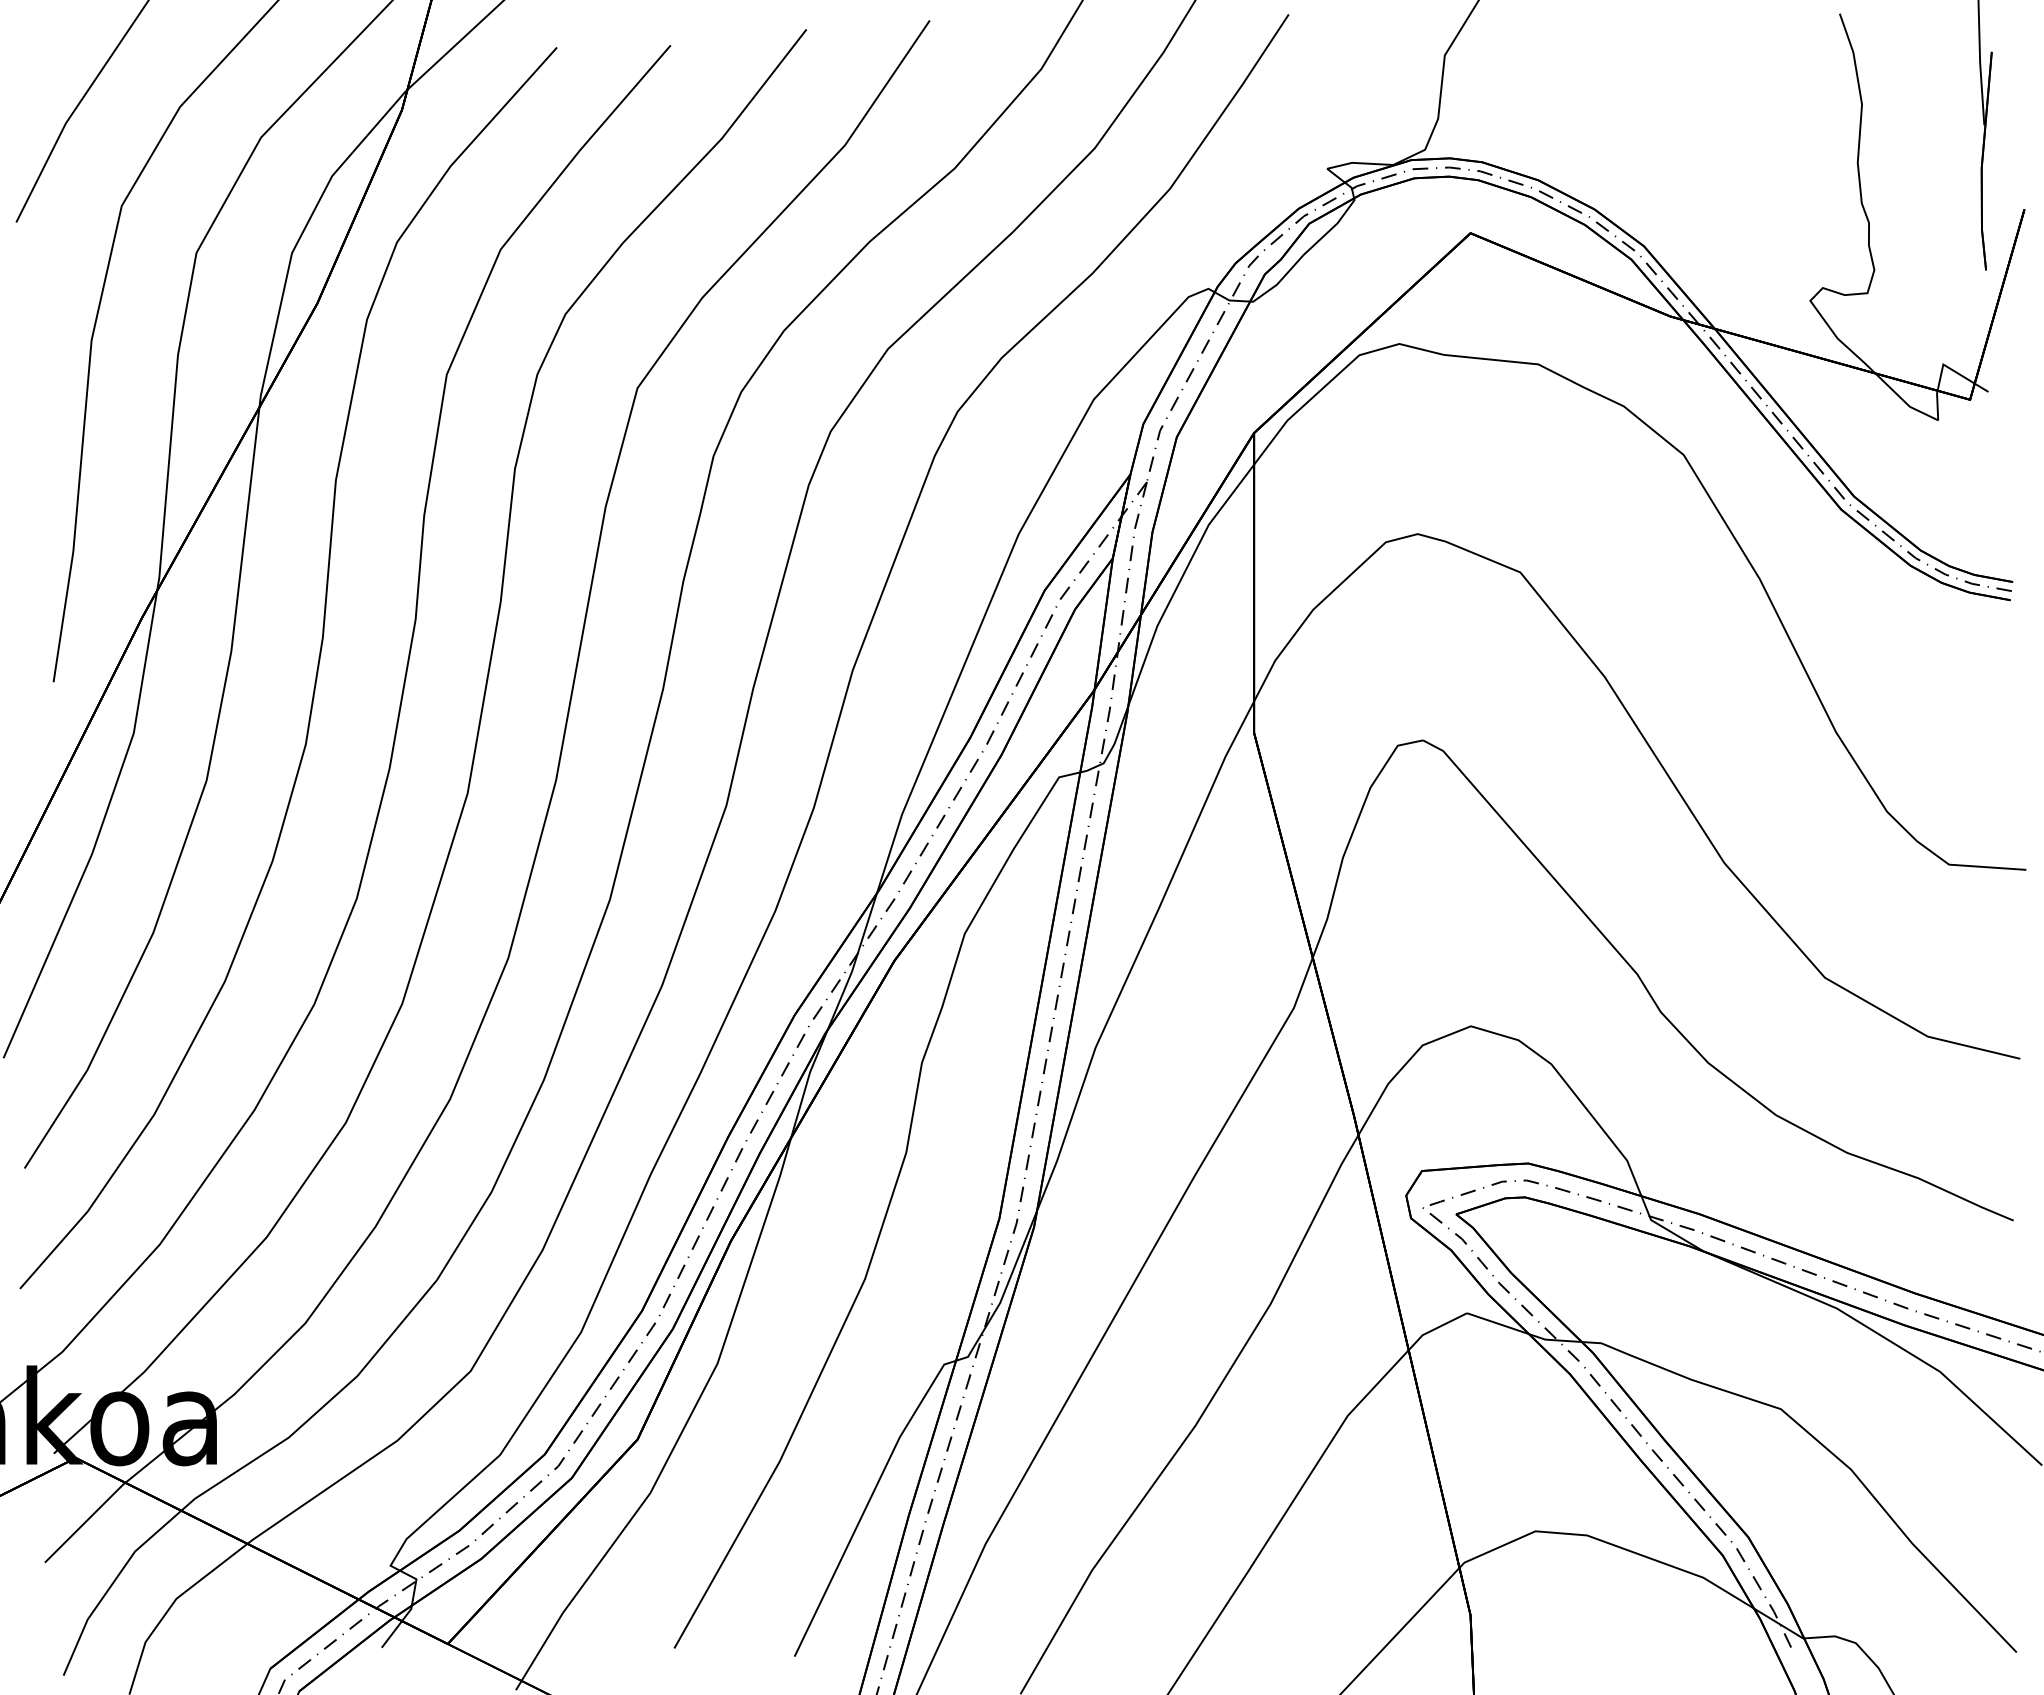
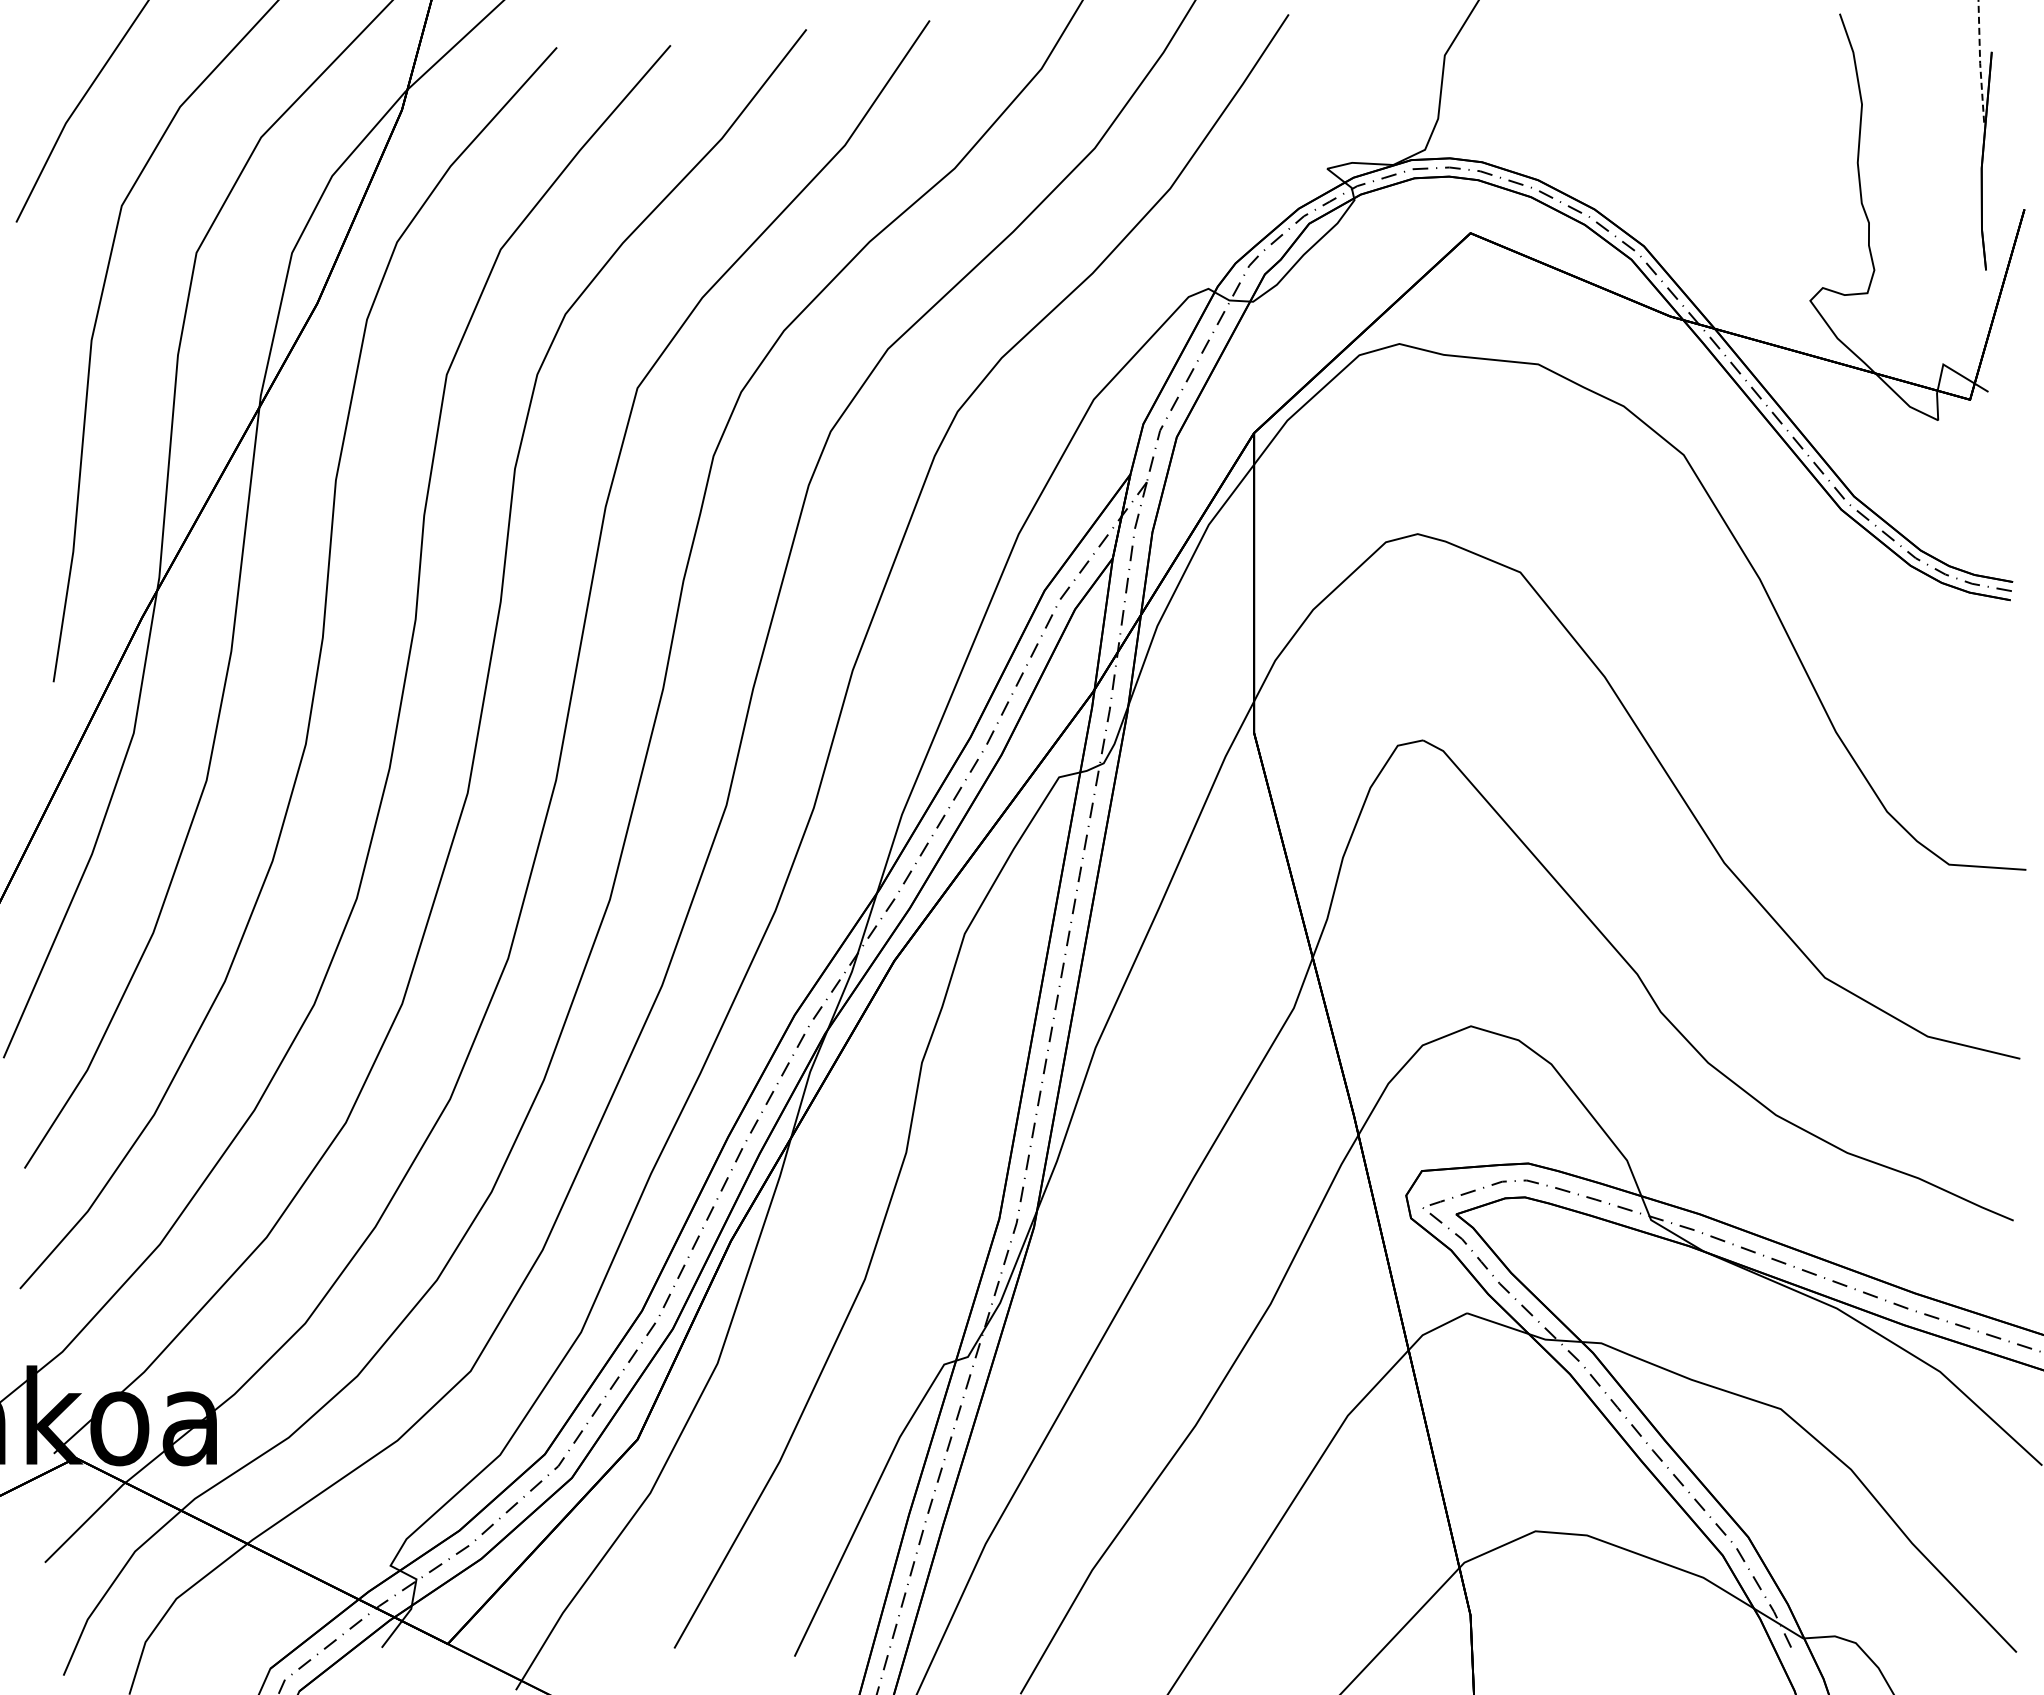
line: solid -> dashed (1980, 63)
